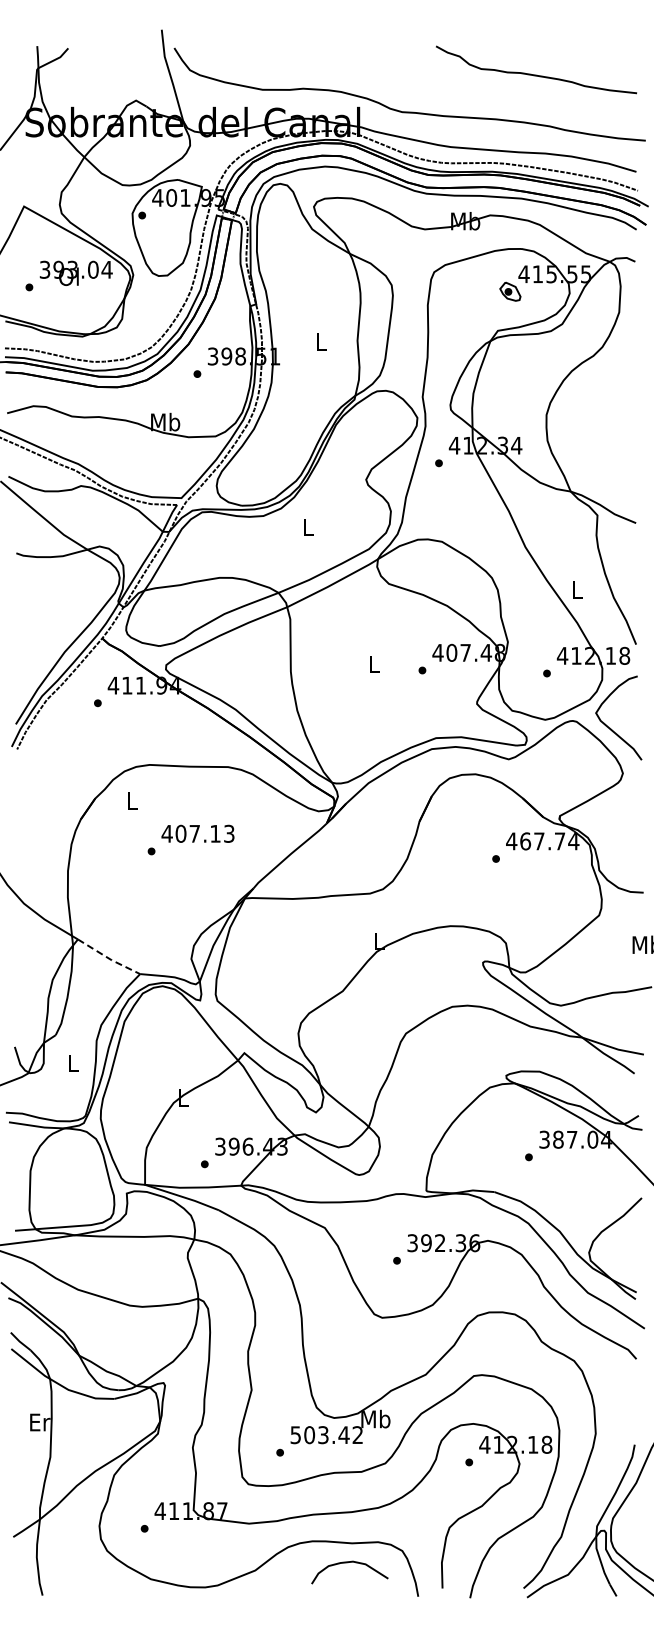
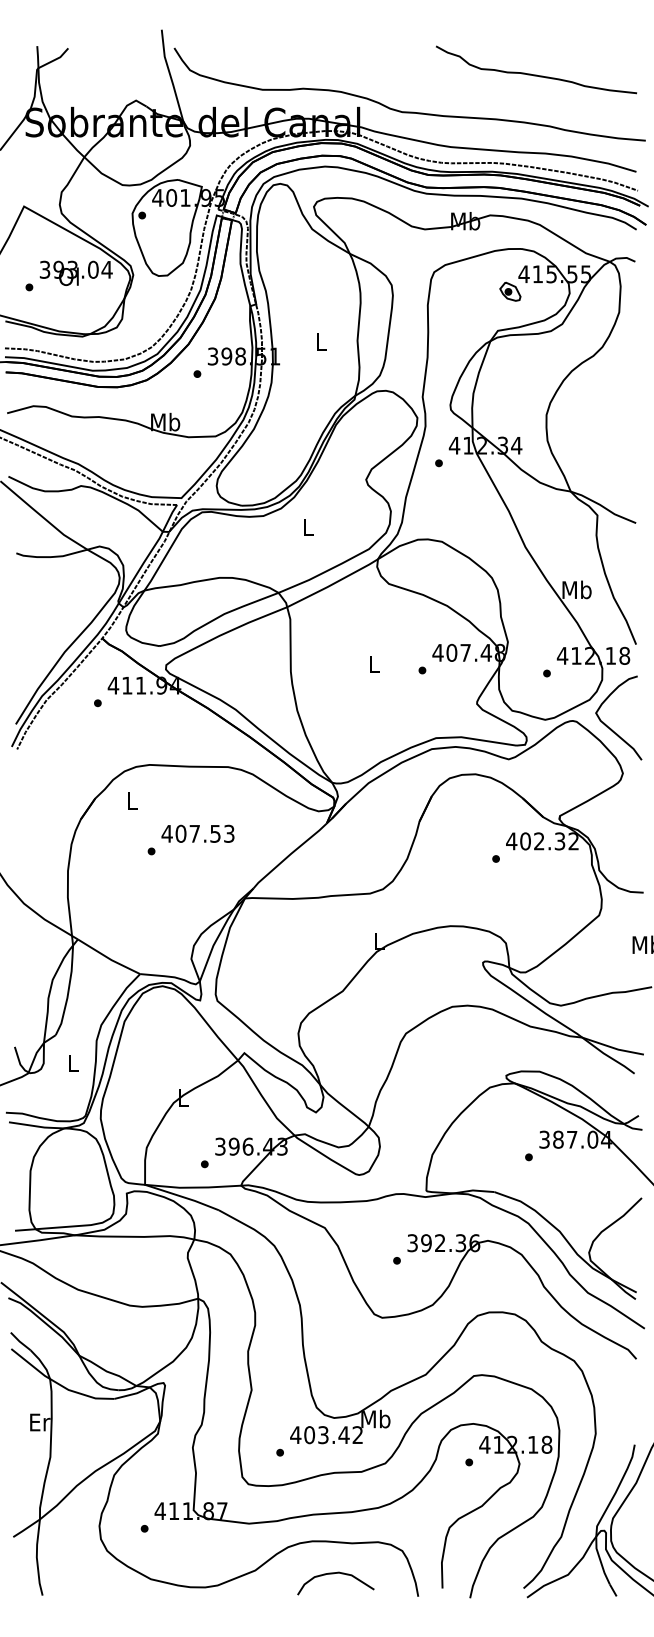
text: L -> Mb (576, 589)
text: 407.13 -> 407.53 (215, 833)
text: 467.74 -> 402.32 (549, 841)
line: dashed -> solid (109, 958)
text: 503.42 -> 403.42 (295, 1435)
curve position: (347, 1563) -> (333, 1574) (333, 1574)
